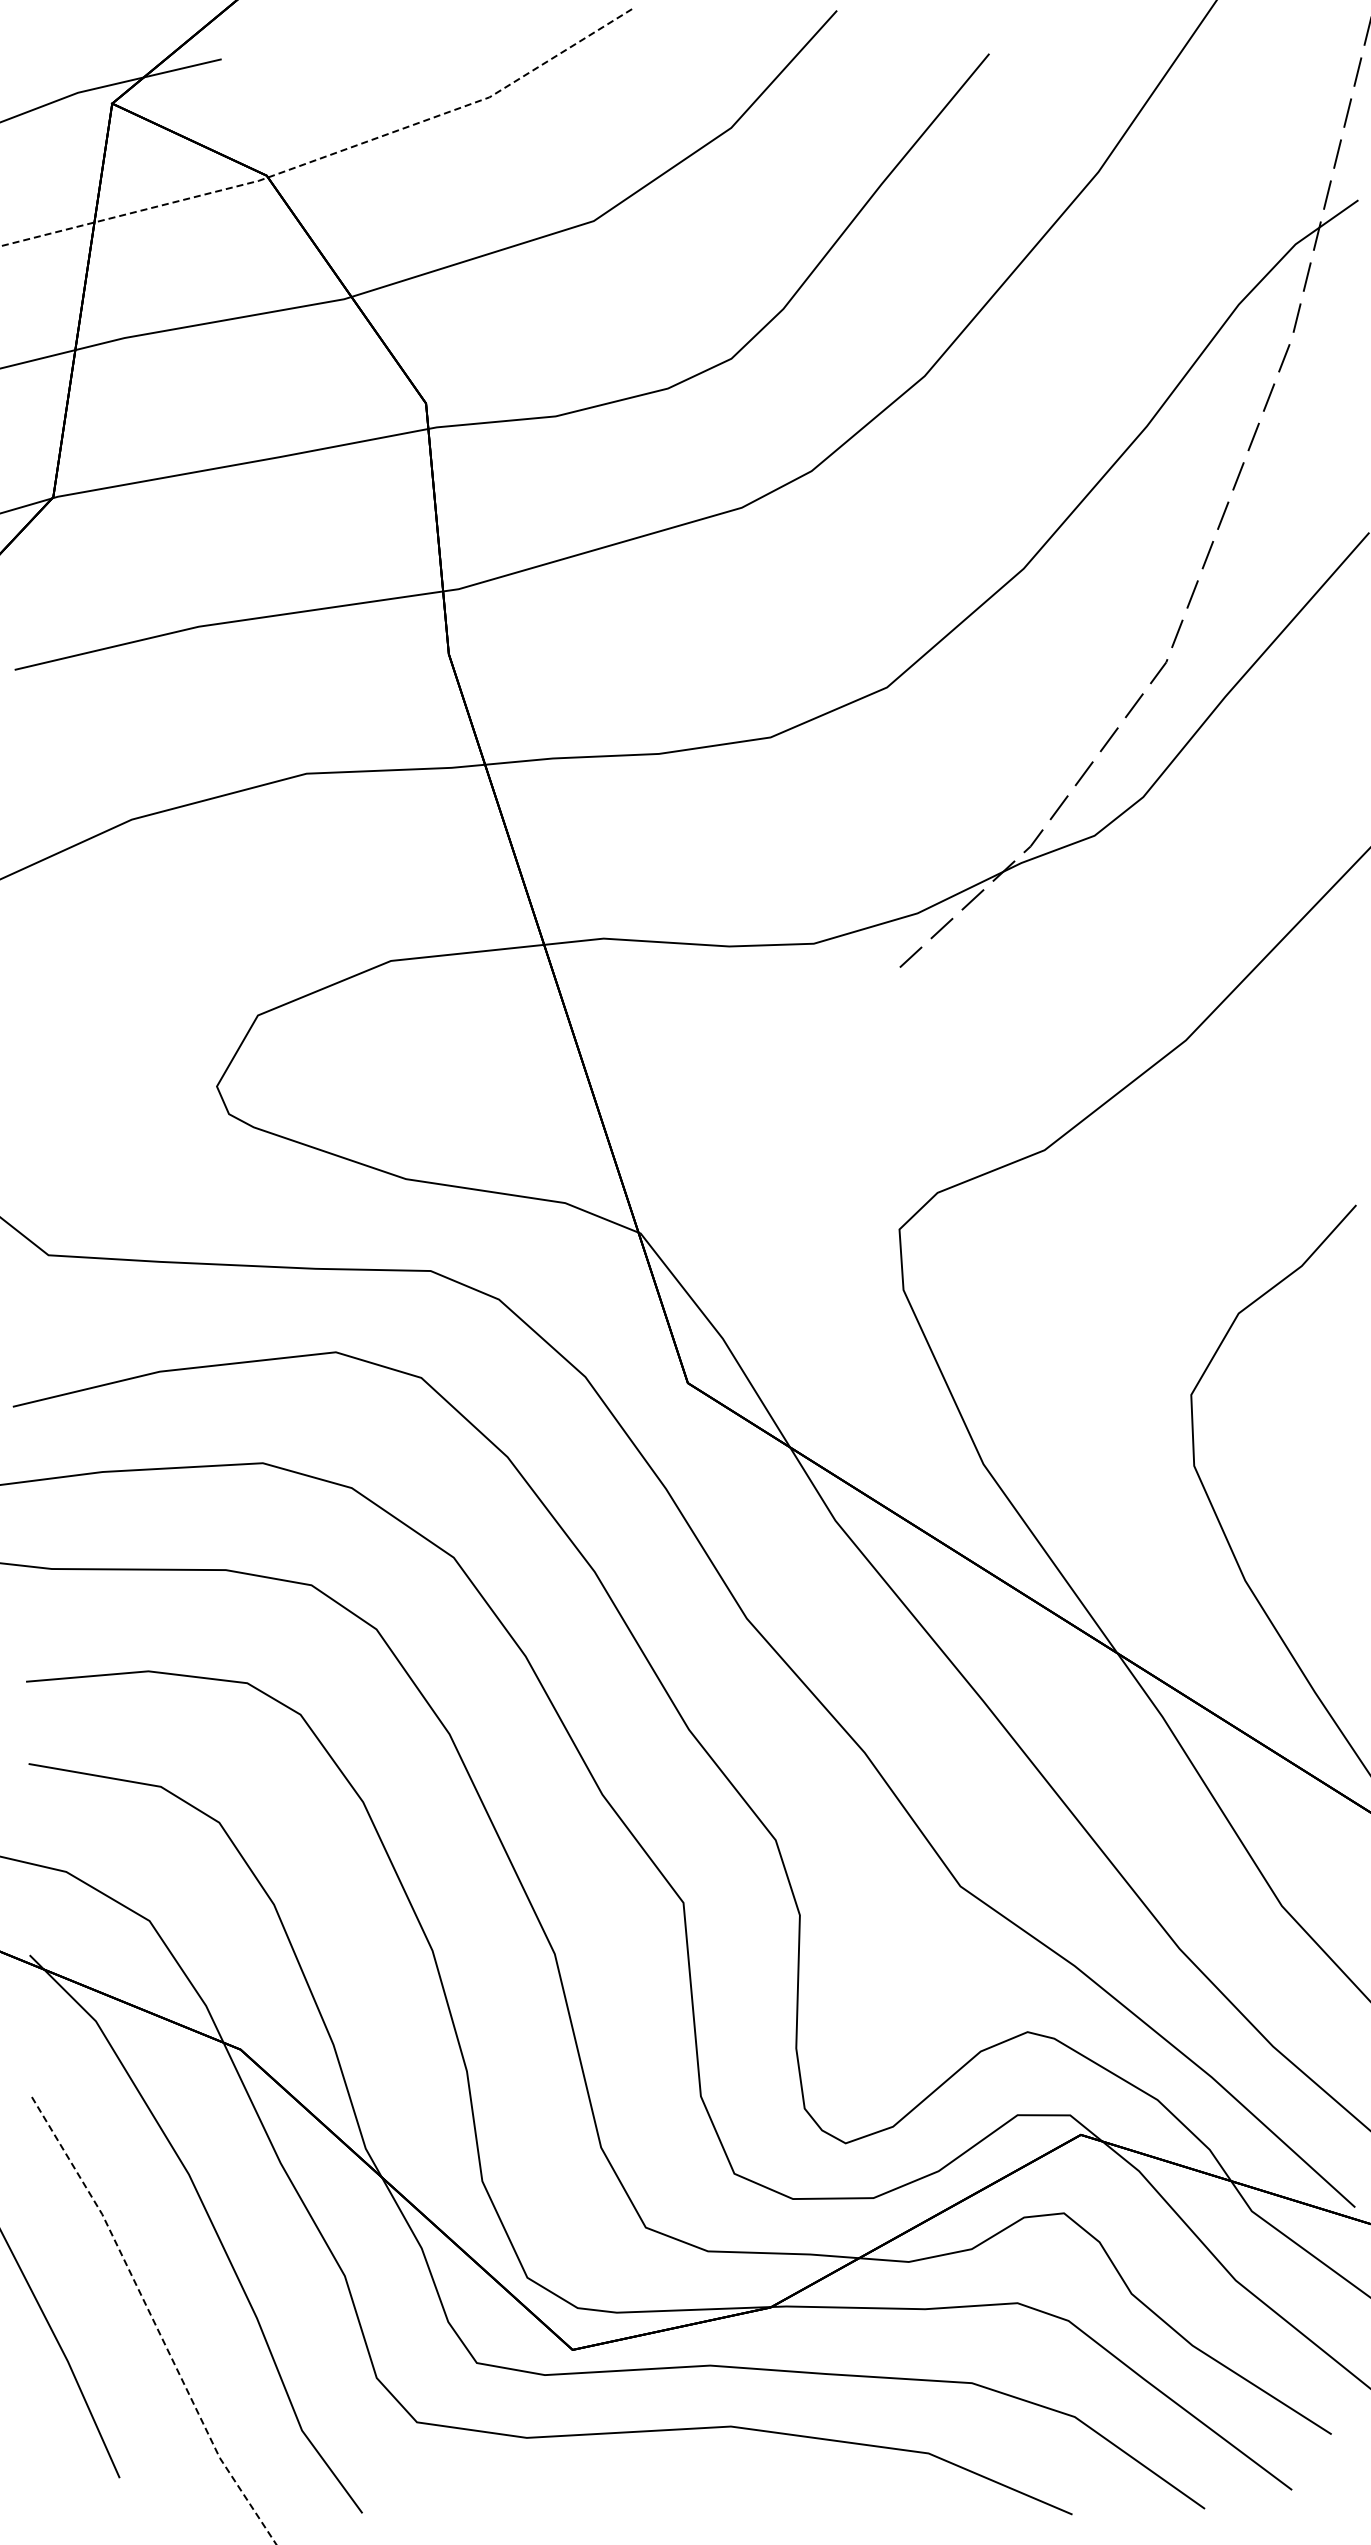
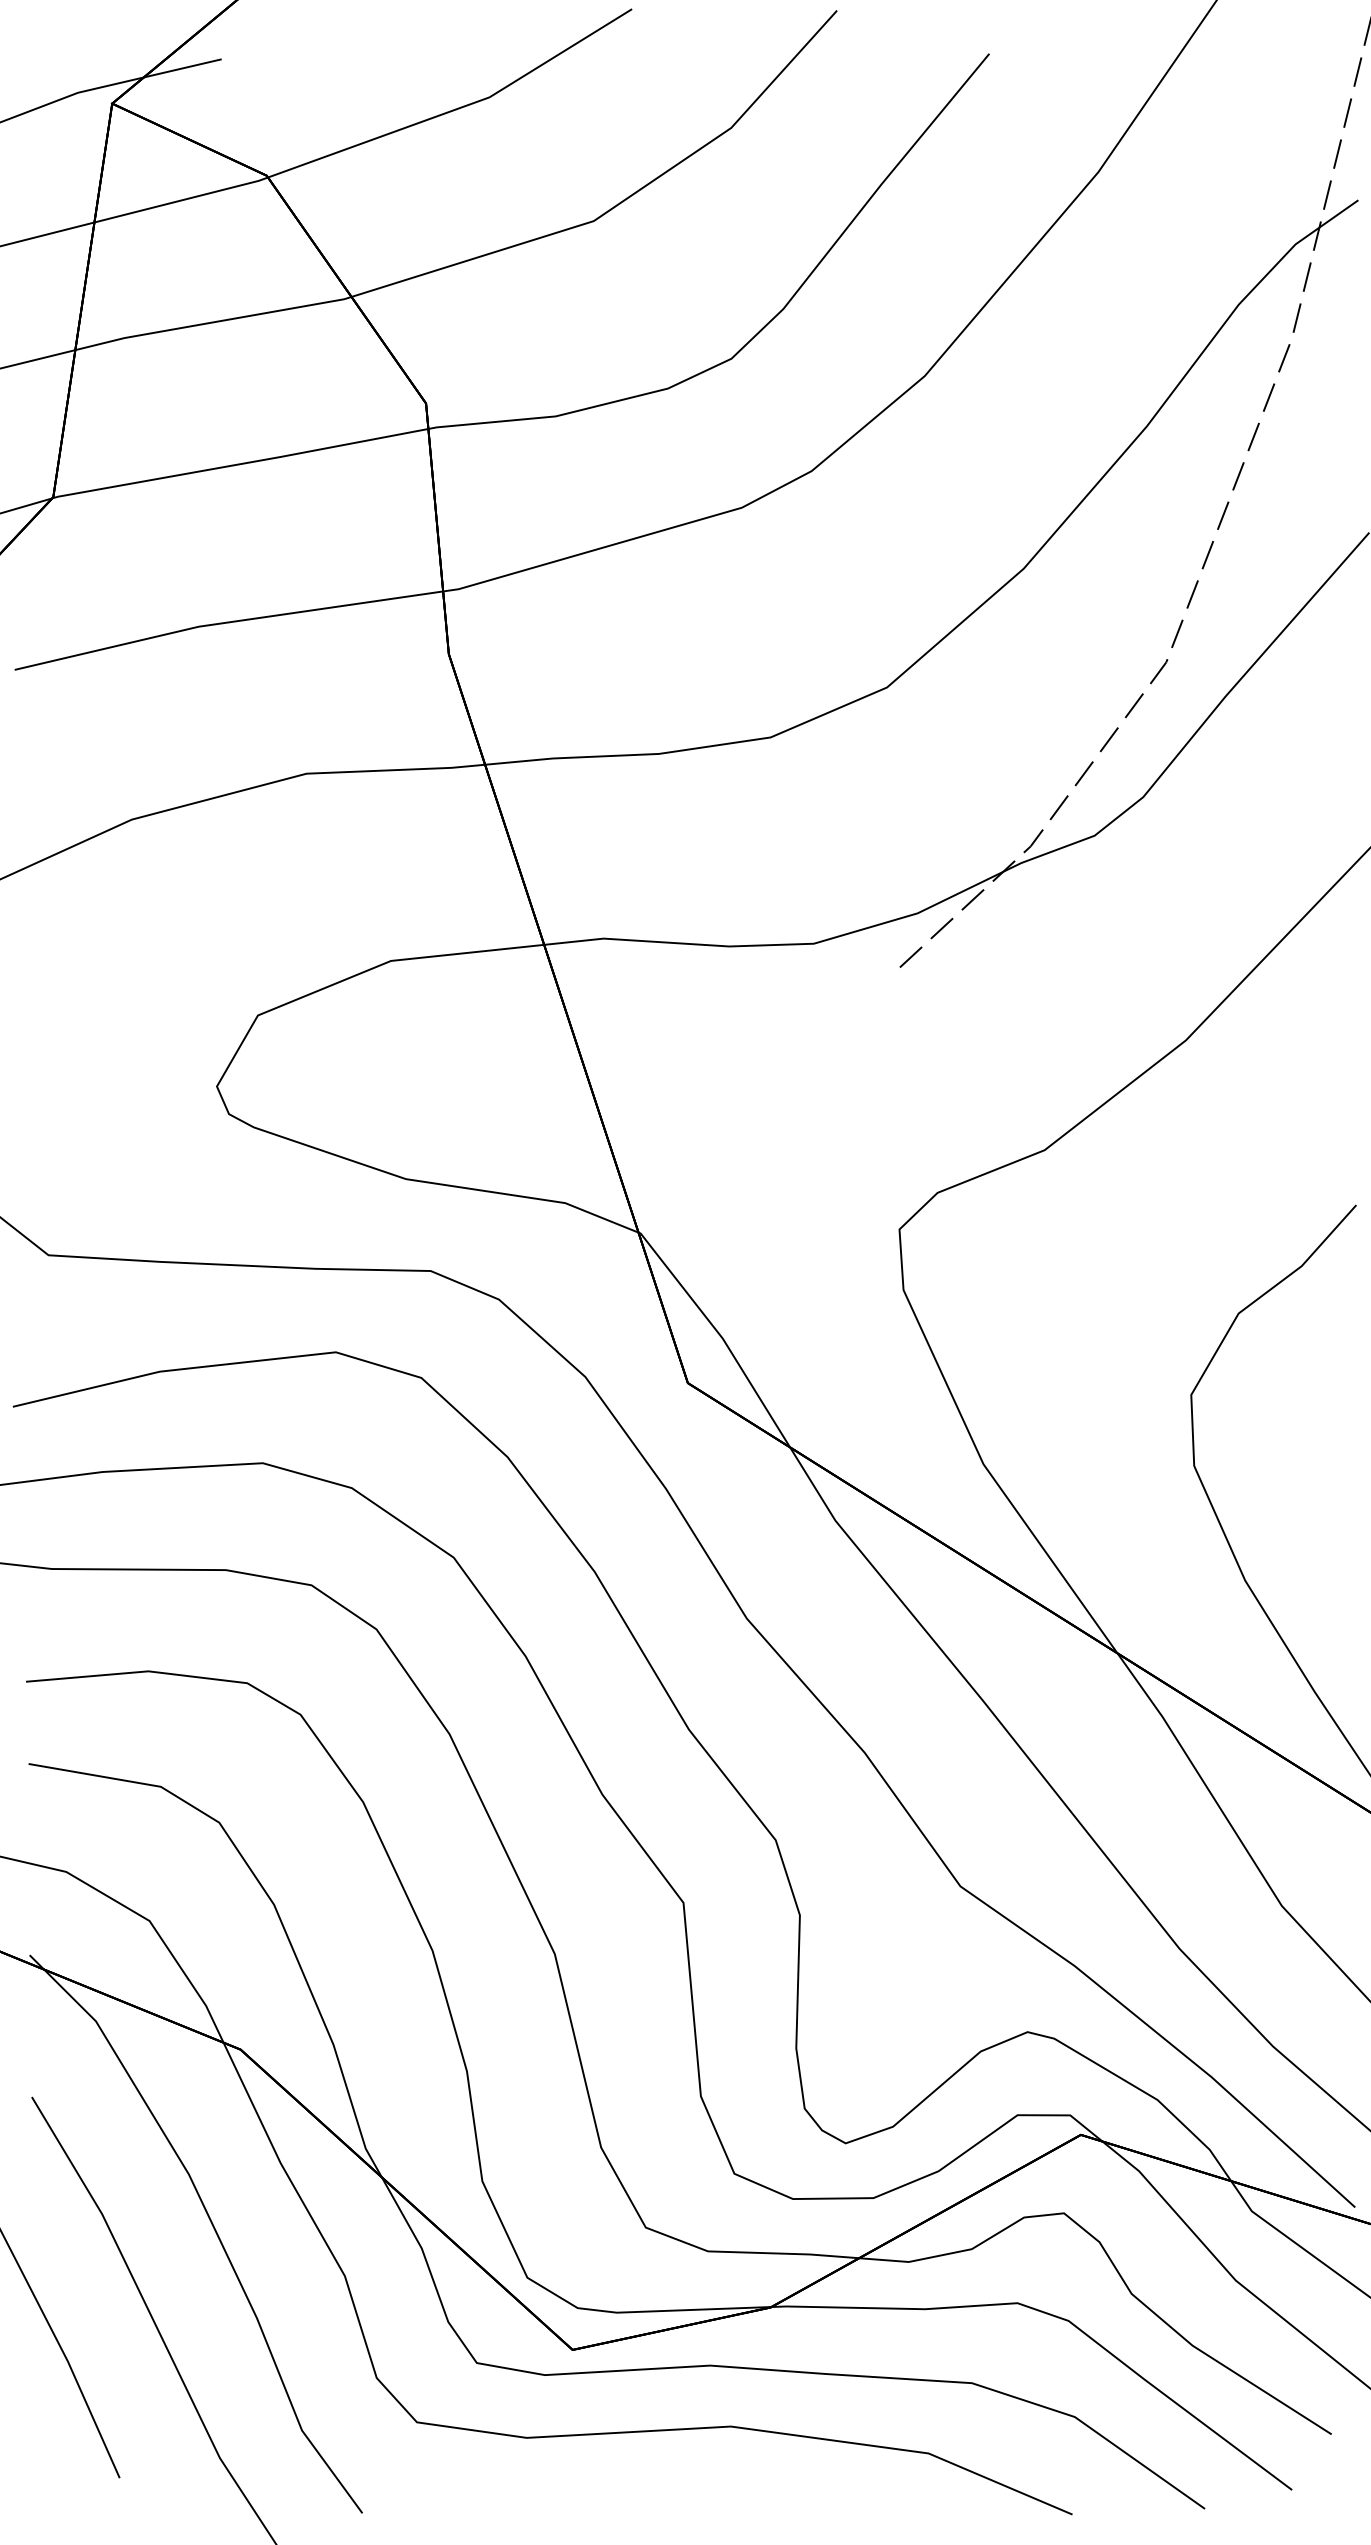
line: dashed -> solid (327, 156)
line: dashed -> solid (153, 2321)
